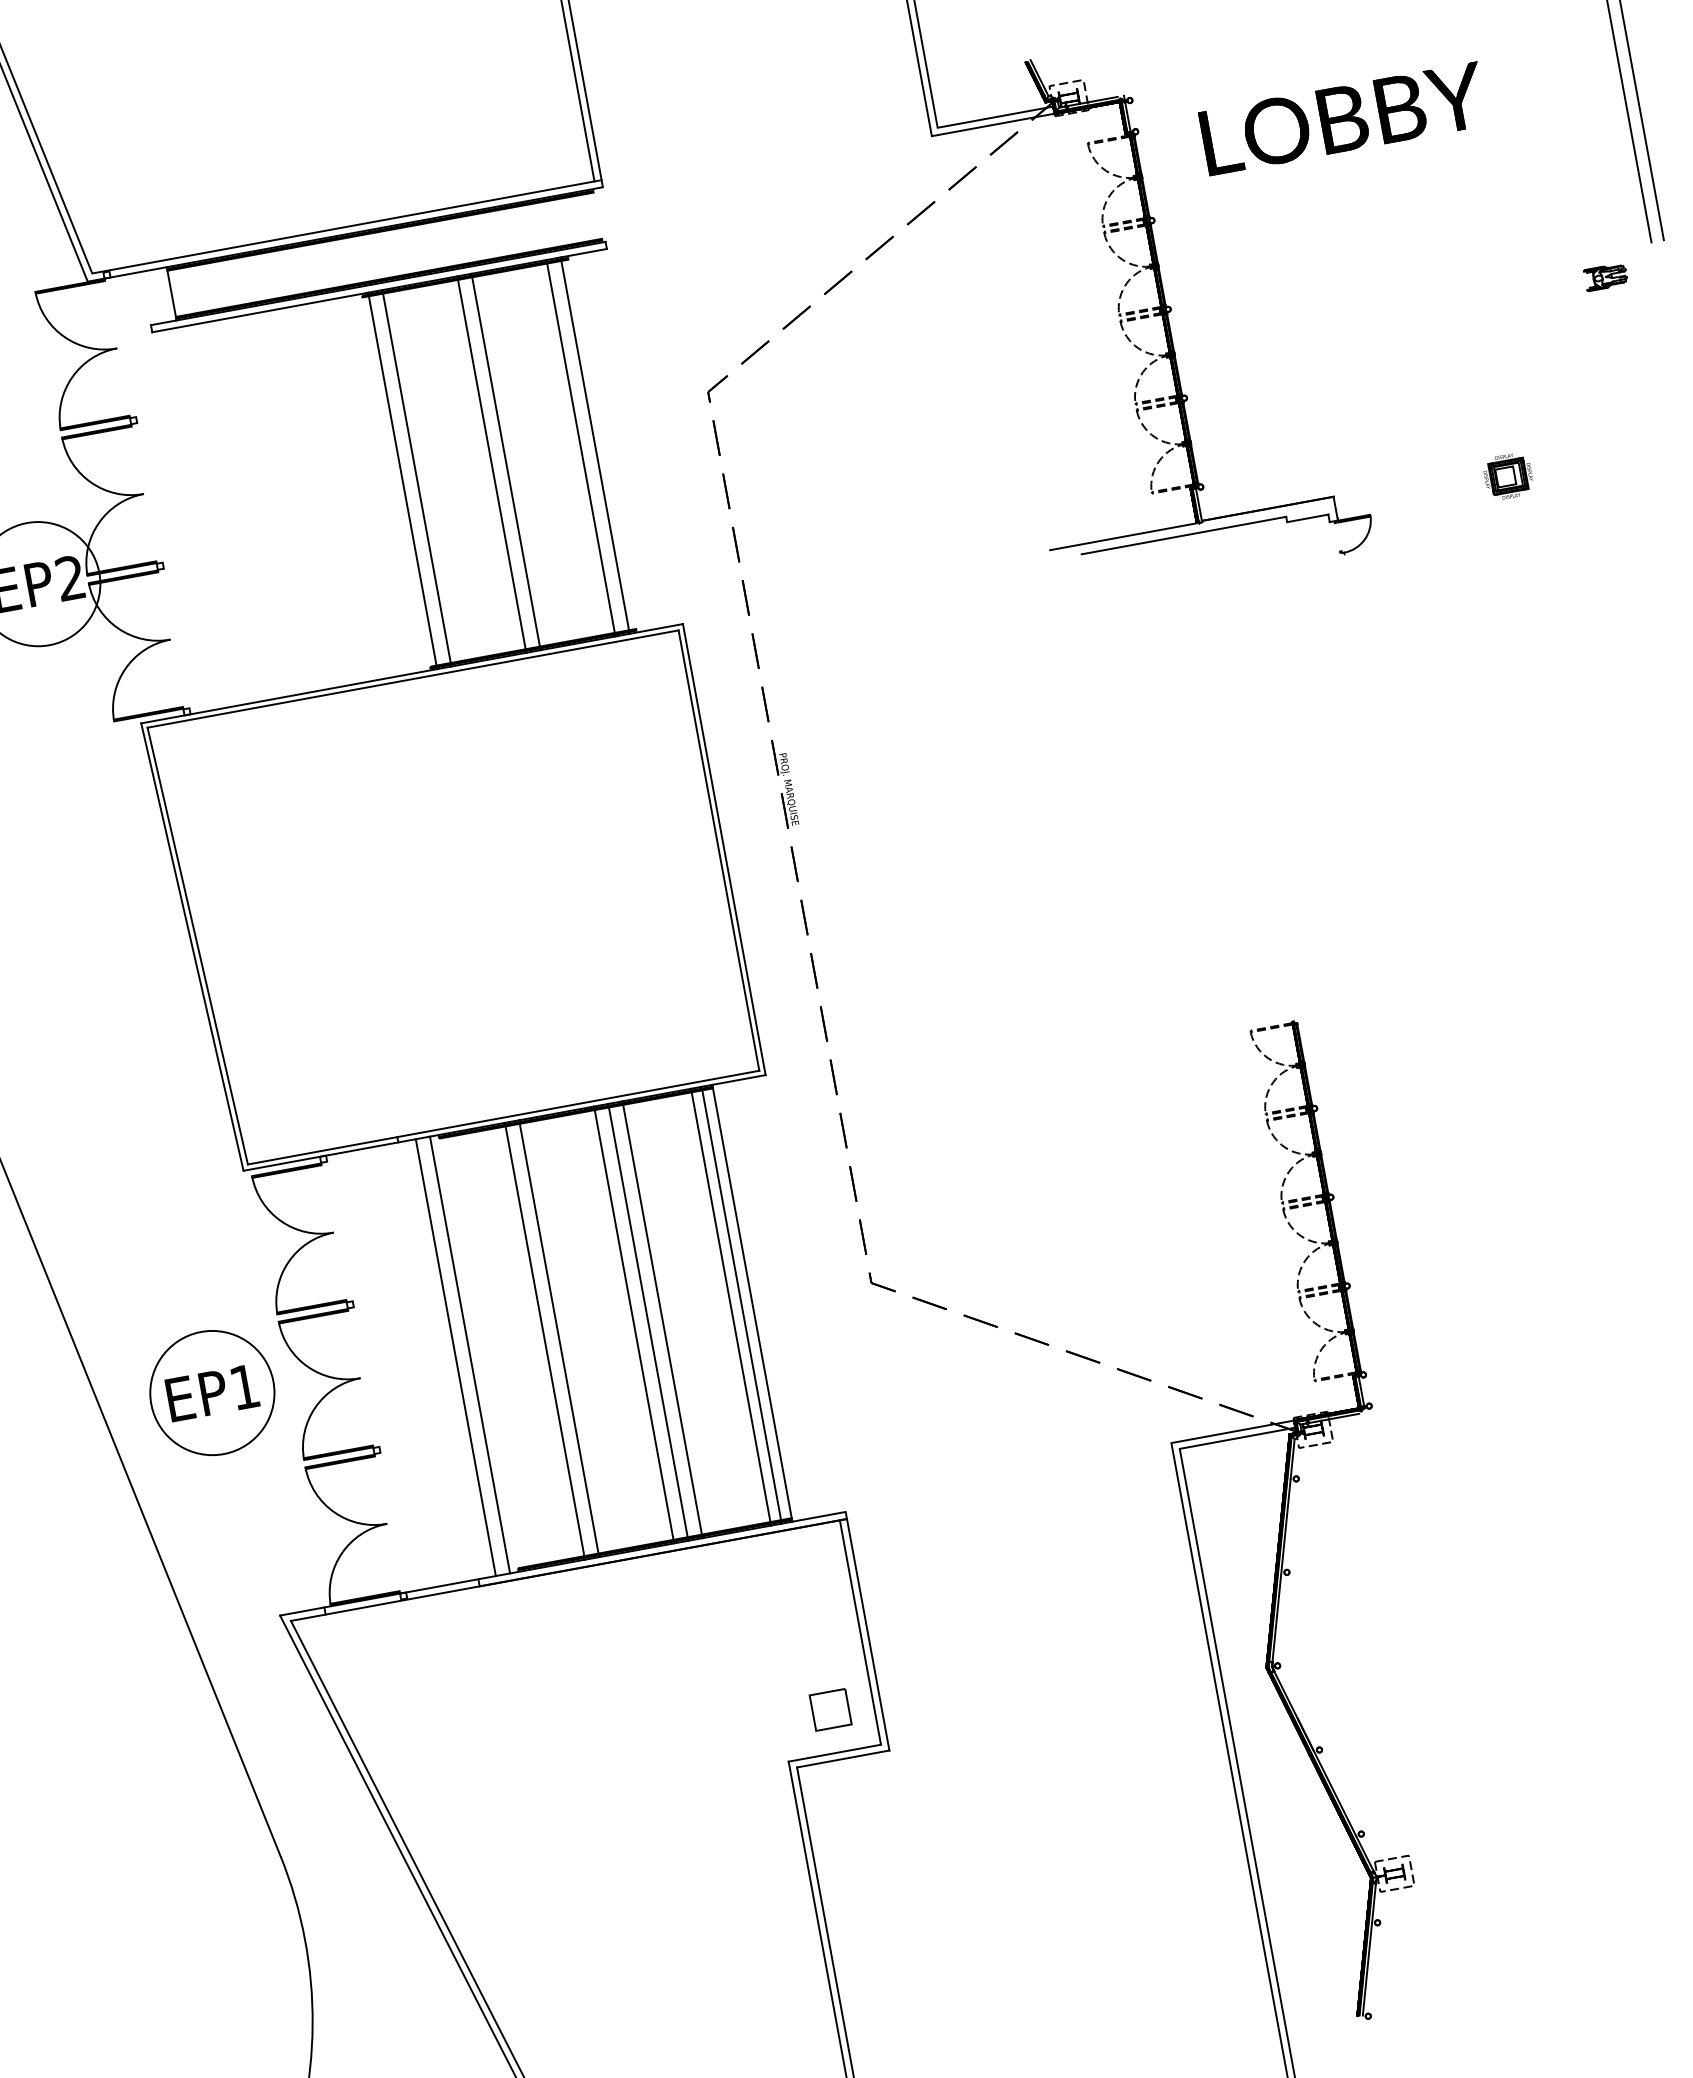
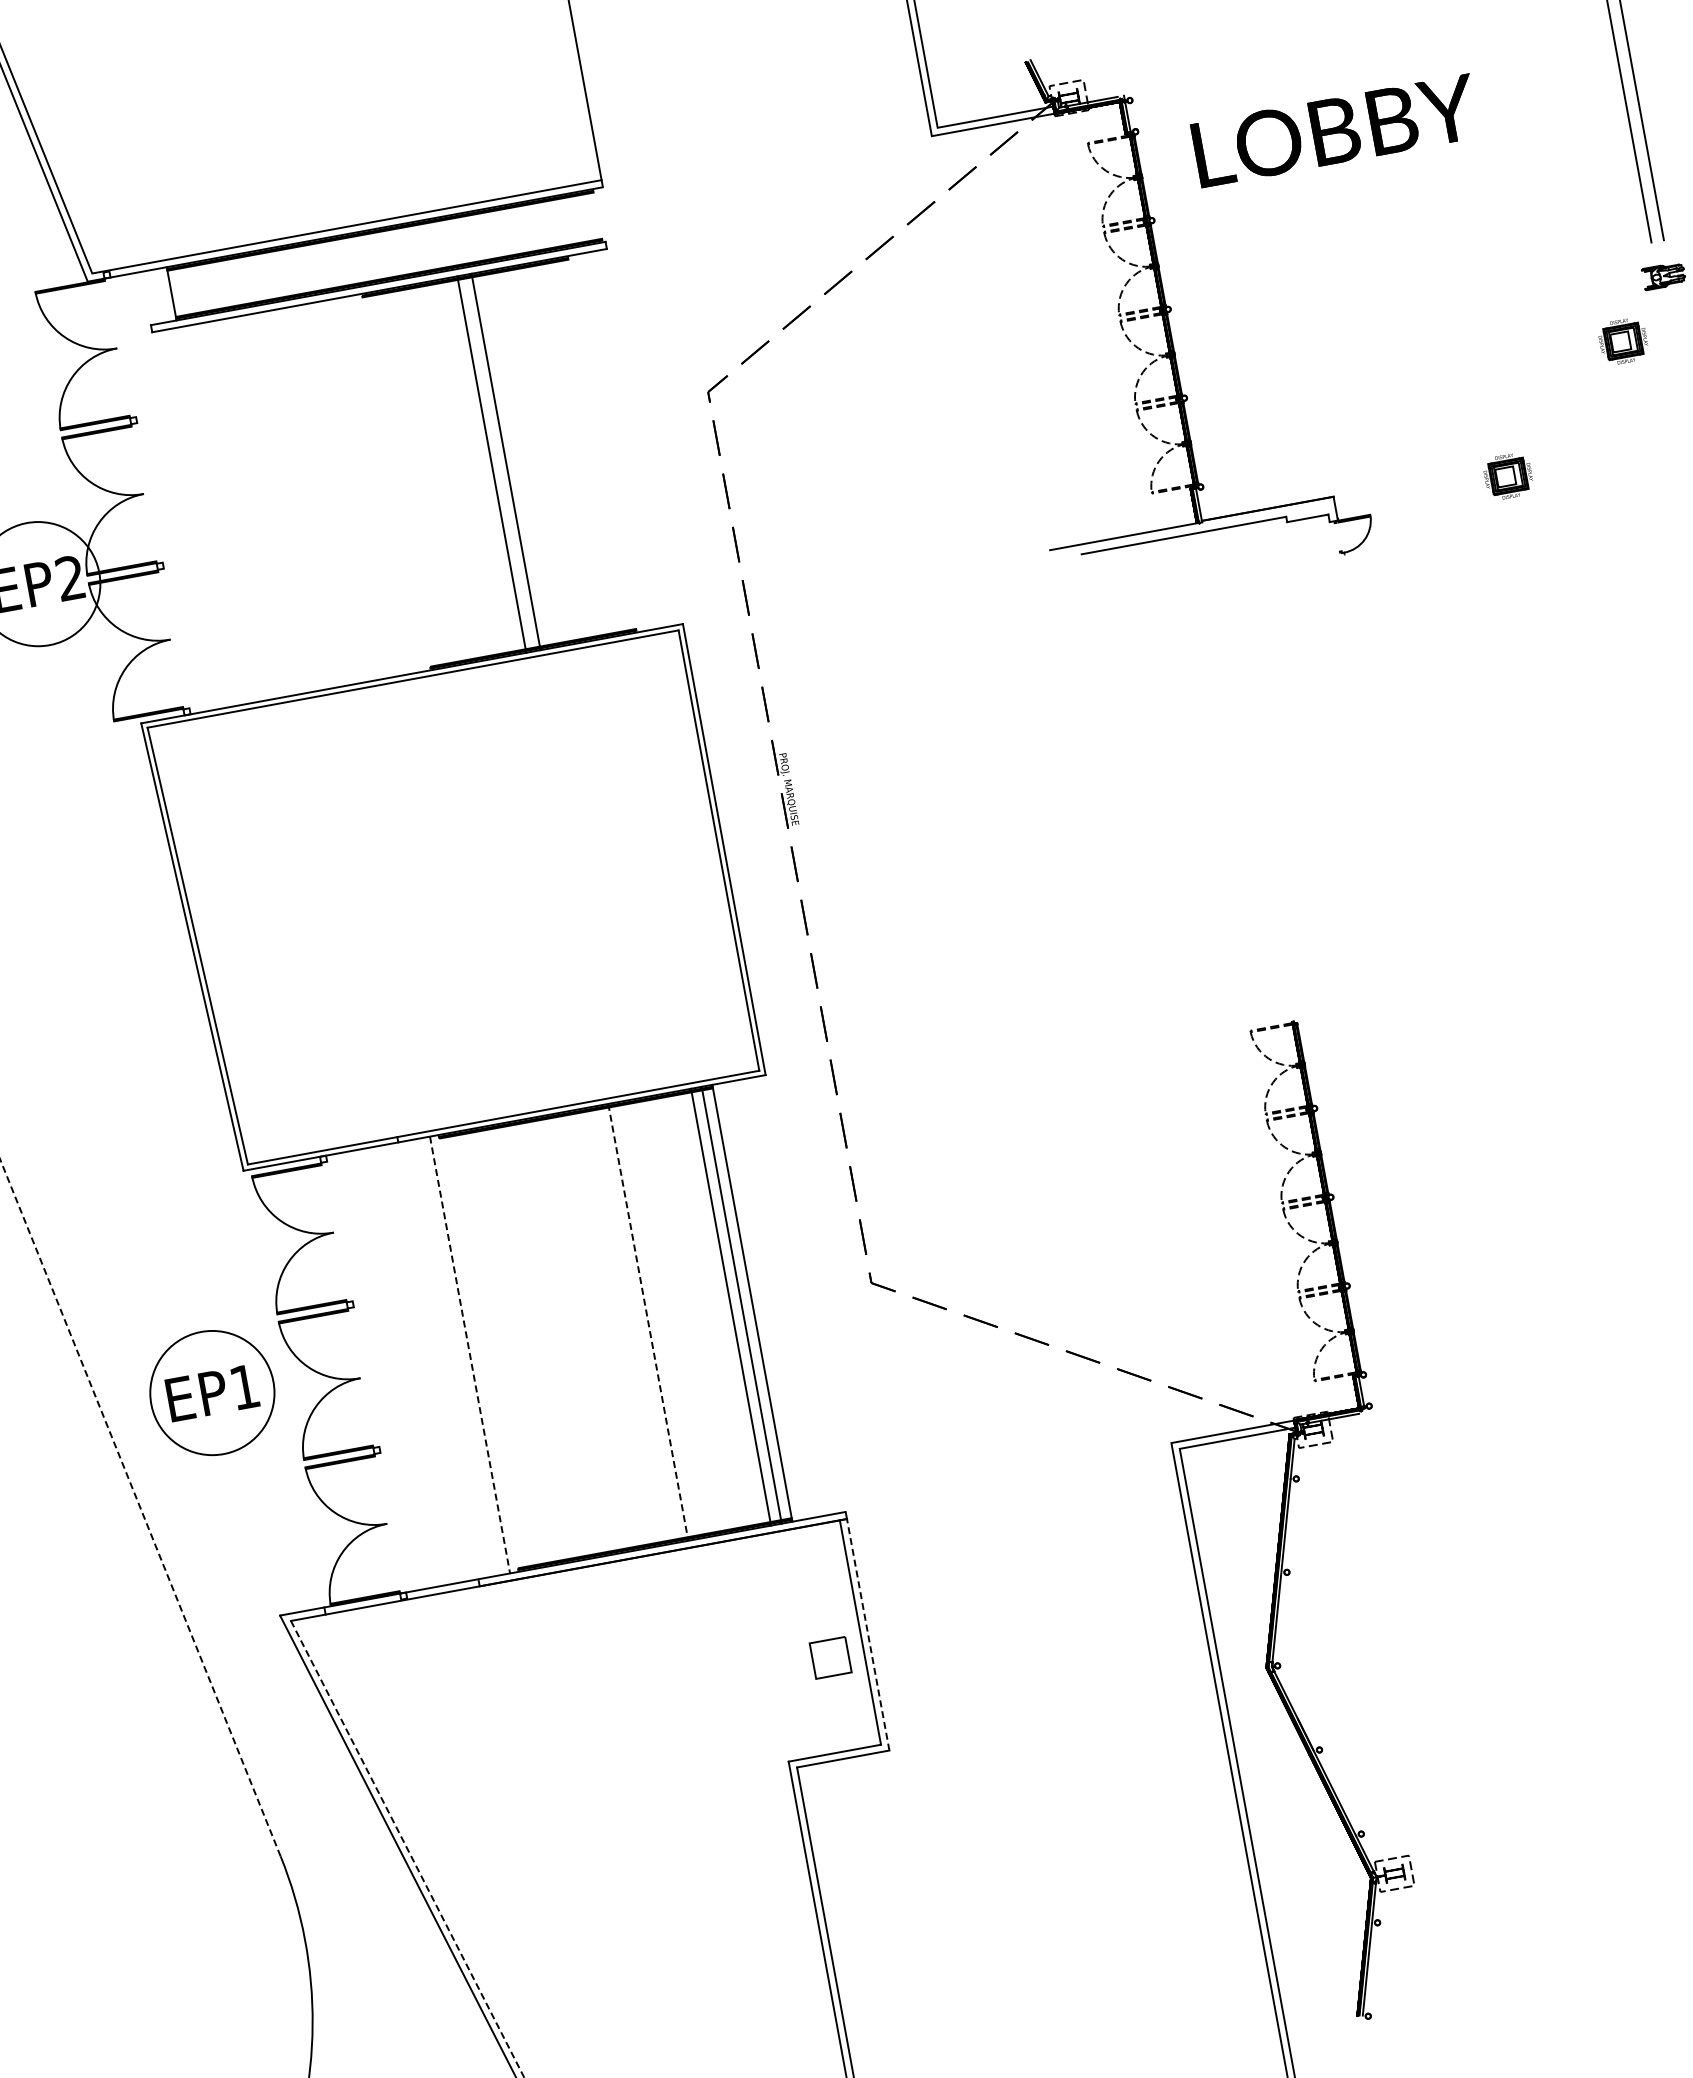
line: present -> none (577, 91)
text position: (1337, 118) -> (1329, 130) (1329, 130)
part position: (1605, 278) -> (1663, 277) (1663, 277)
part: none -> present (1623, 341)
line: present -> none (594, 445)
line: present -> none (580, 448)
line: present -> none (416, 478)
line: present -> none (402, 480)
line: present -> none (662, 1319)
line: solid -> dashed (648, 1322)
line: present -> none (634, 1324)
line: present -> none (559, 1338)
line: present -> none (544, 1340)
line: solid -> dashed (470, 1355)
line: present -> none (455, 1357)
line: solid -> dashed (140, 1507)
line: solid -> dashed (868, 1634)
part position: (830, 1709) -> (830, 1657) (830, 1657)
line: solid -> dashed (407, 1849)
